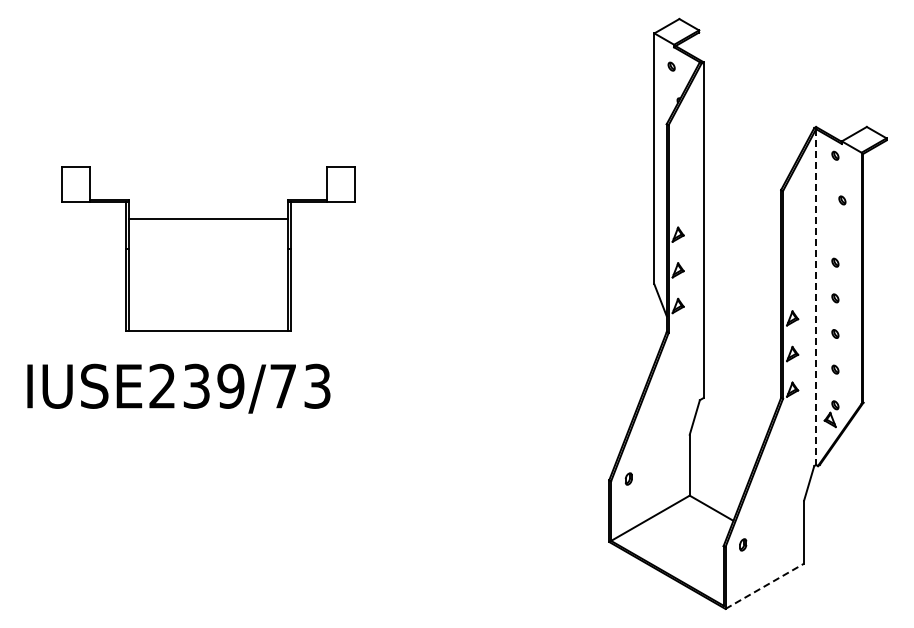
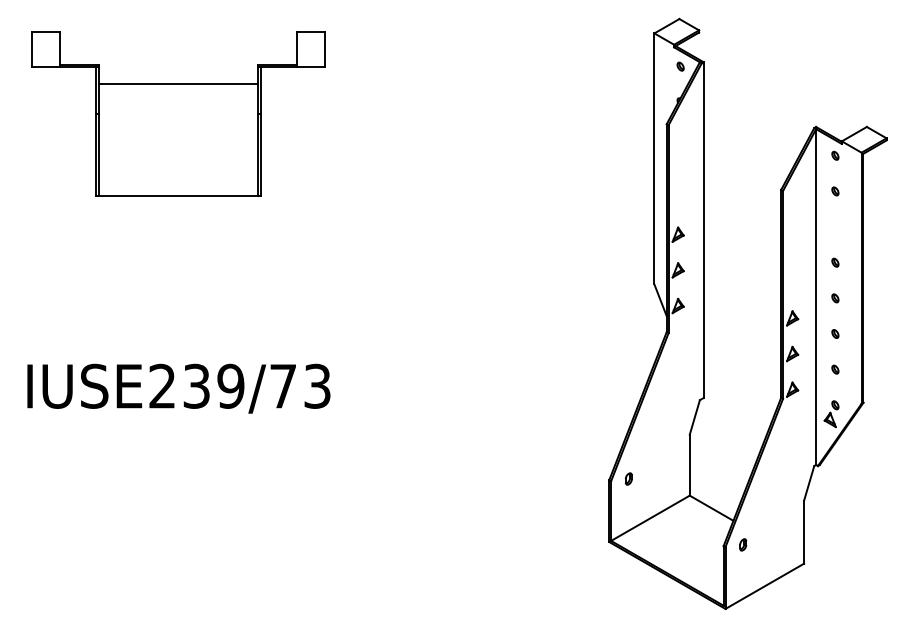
part position: (671, 66) -> (680, 66) (680, 66)
part position: (842, 200) -> (835, 191) (835, 191)
part position: (208, 248) -> (178, 113) (178, 113)
line: dashed -> solid (816, 297)
line: dashed -> solid (765, 586)
